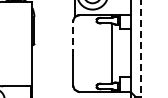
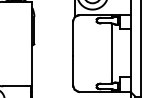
line: dashed -> solid (73, 37)
line: dashed -> solid (141, 49)
